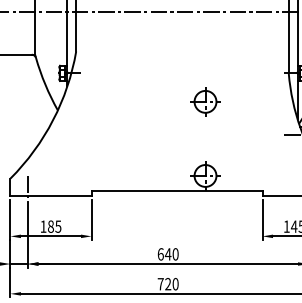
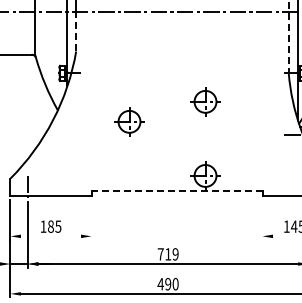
line: solid -> dashed (76, 31)
line: solid -> dashed (288, 37)
part: none -> present (129, 121)
line: solid -> dashed (176, 190)
line: present -> none (91, 219)
line: present -> none (262, 219)
line: present -> none (50, 236)
line: present -> none (285, 236)
text: 640 -> 719 (167, 254)
text: 720 -> 490 (164, 284)
